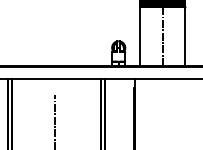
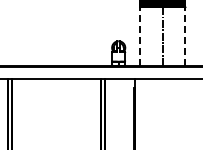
line: solid -> dashed (140, 36)
line: solid -> dashed (185, 36)
line: present -> none (55, 120)
